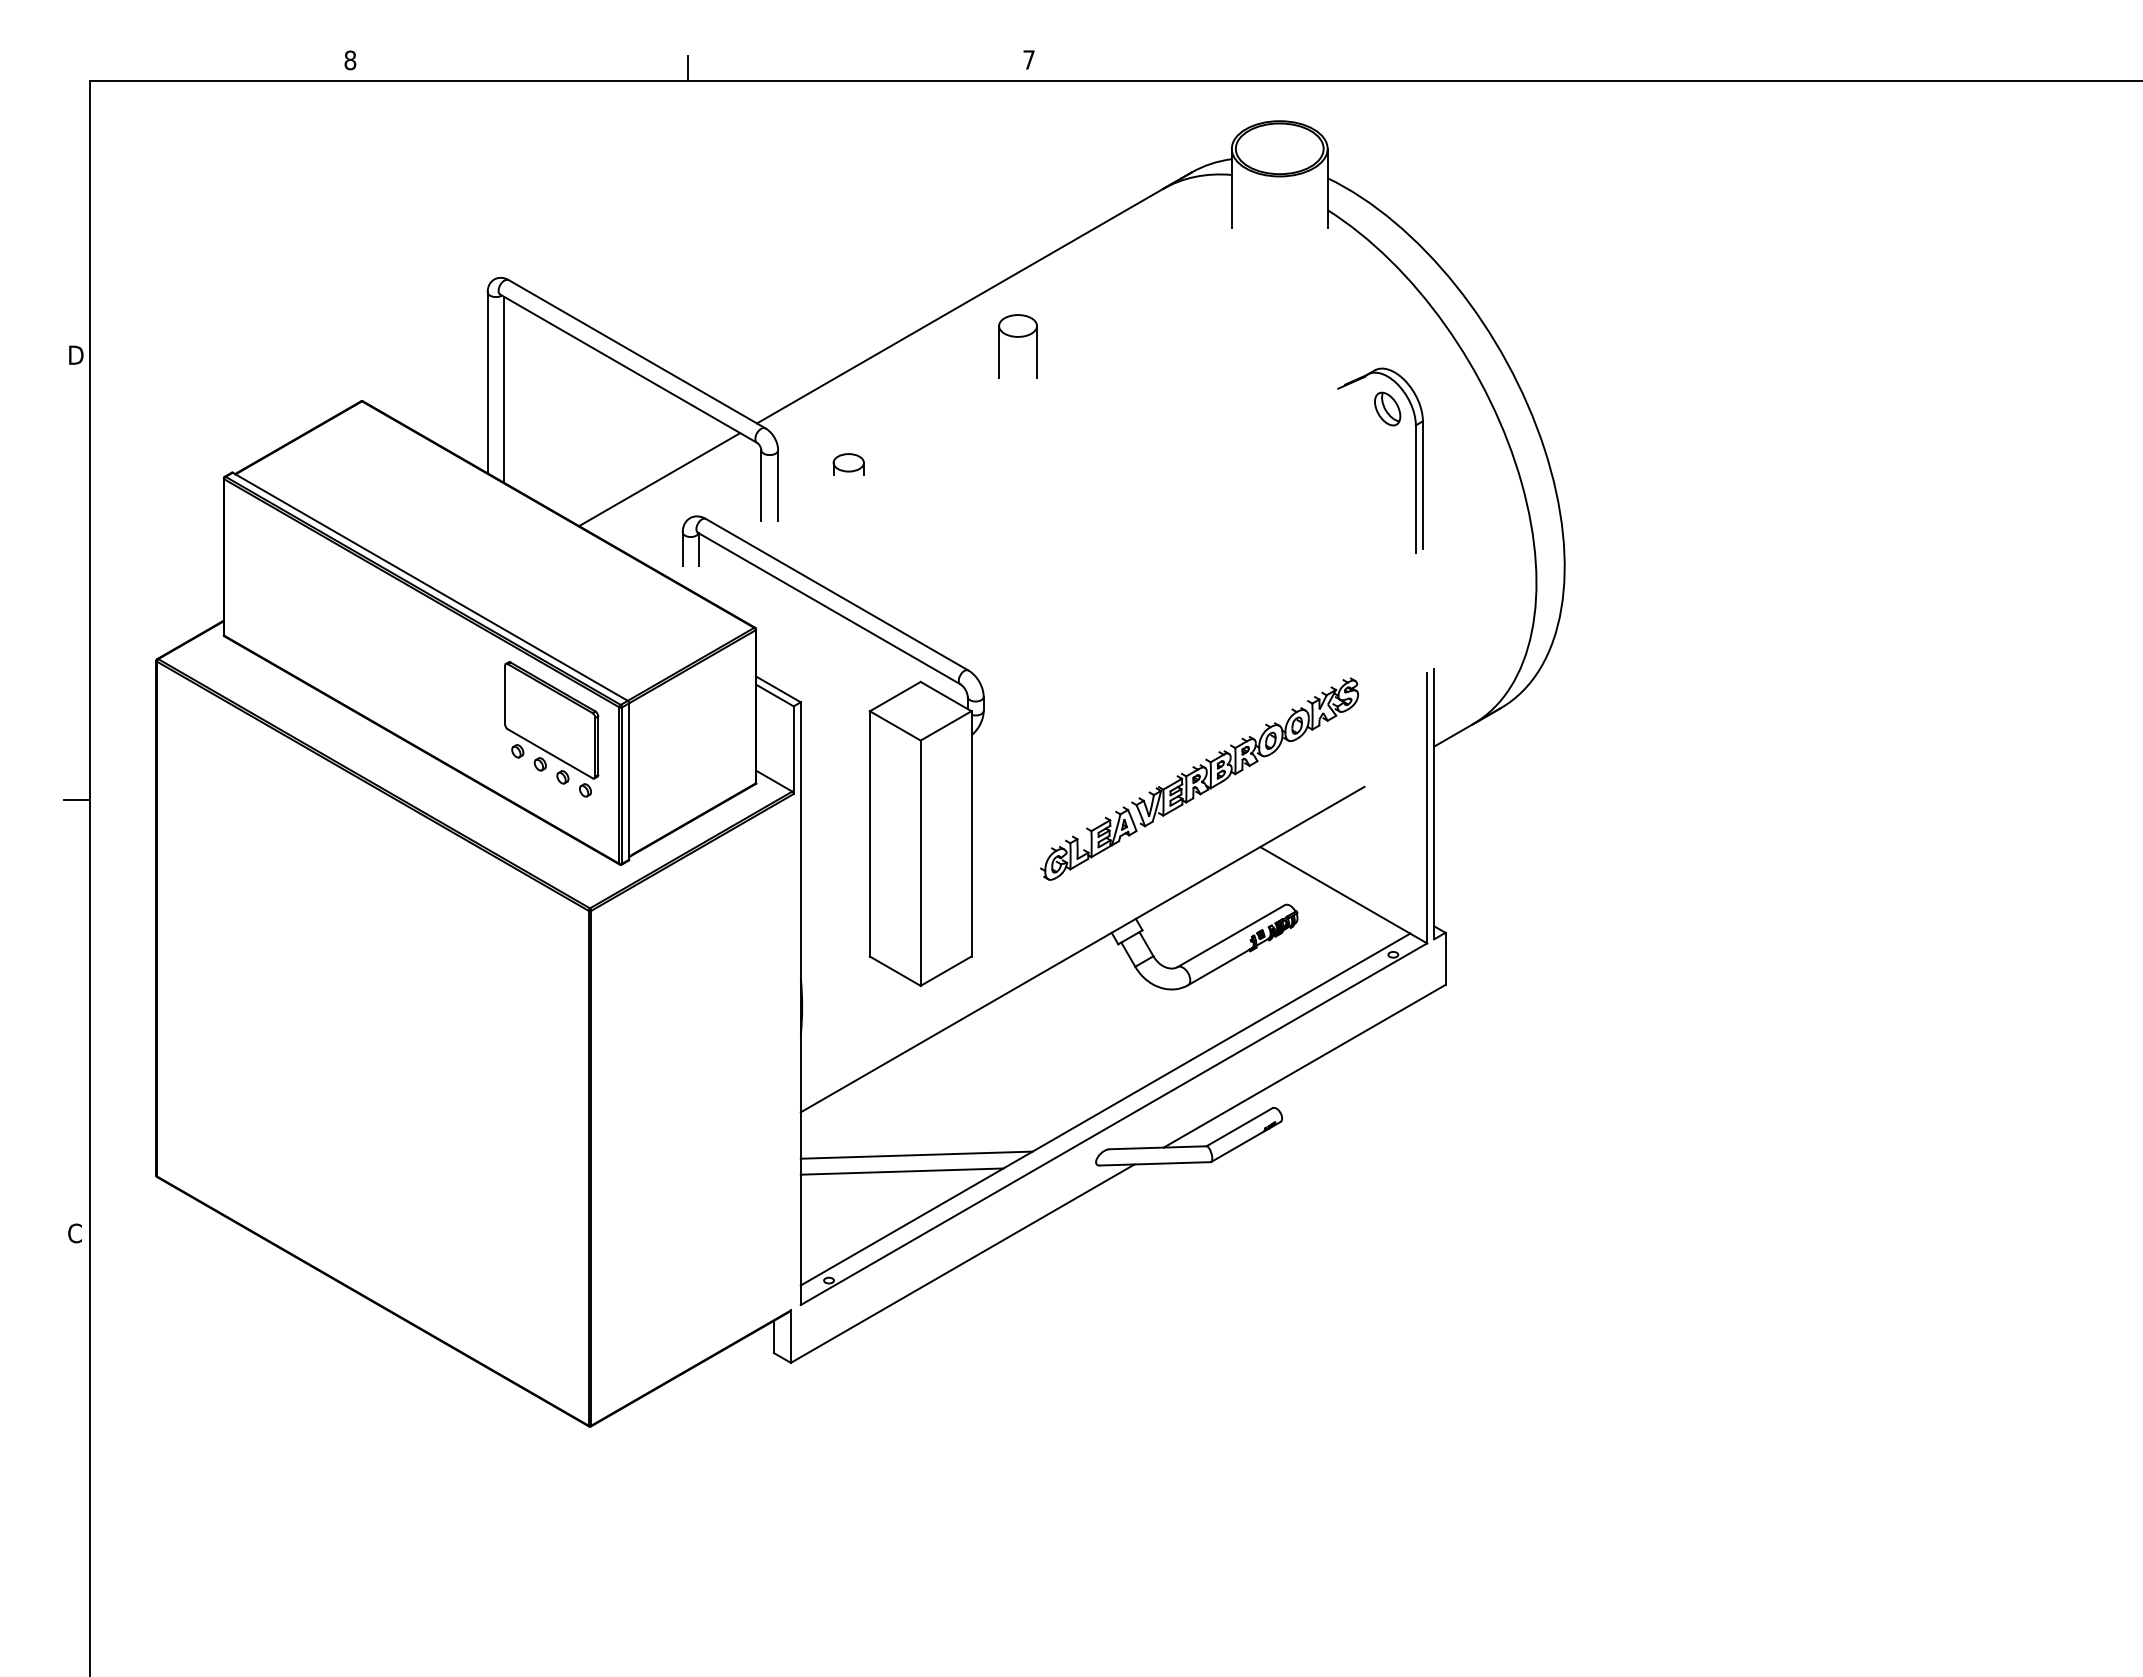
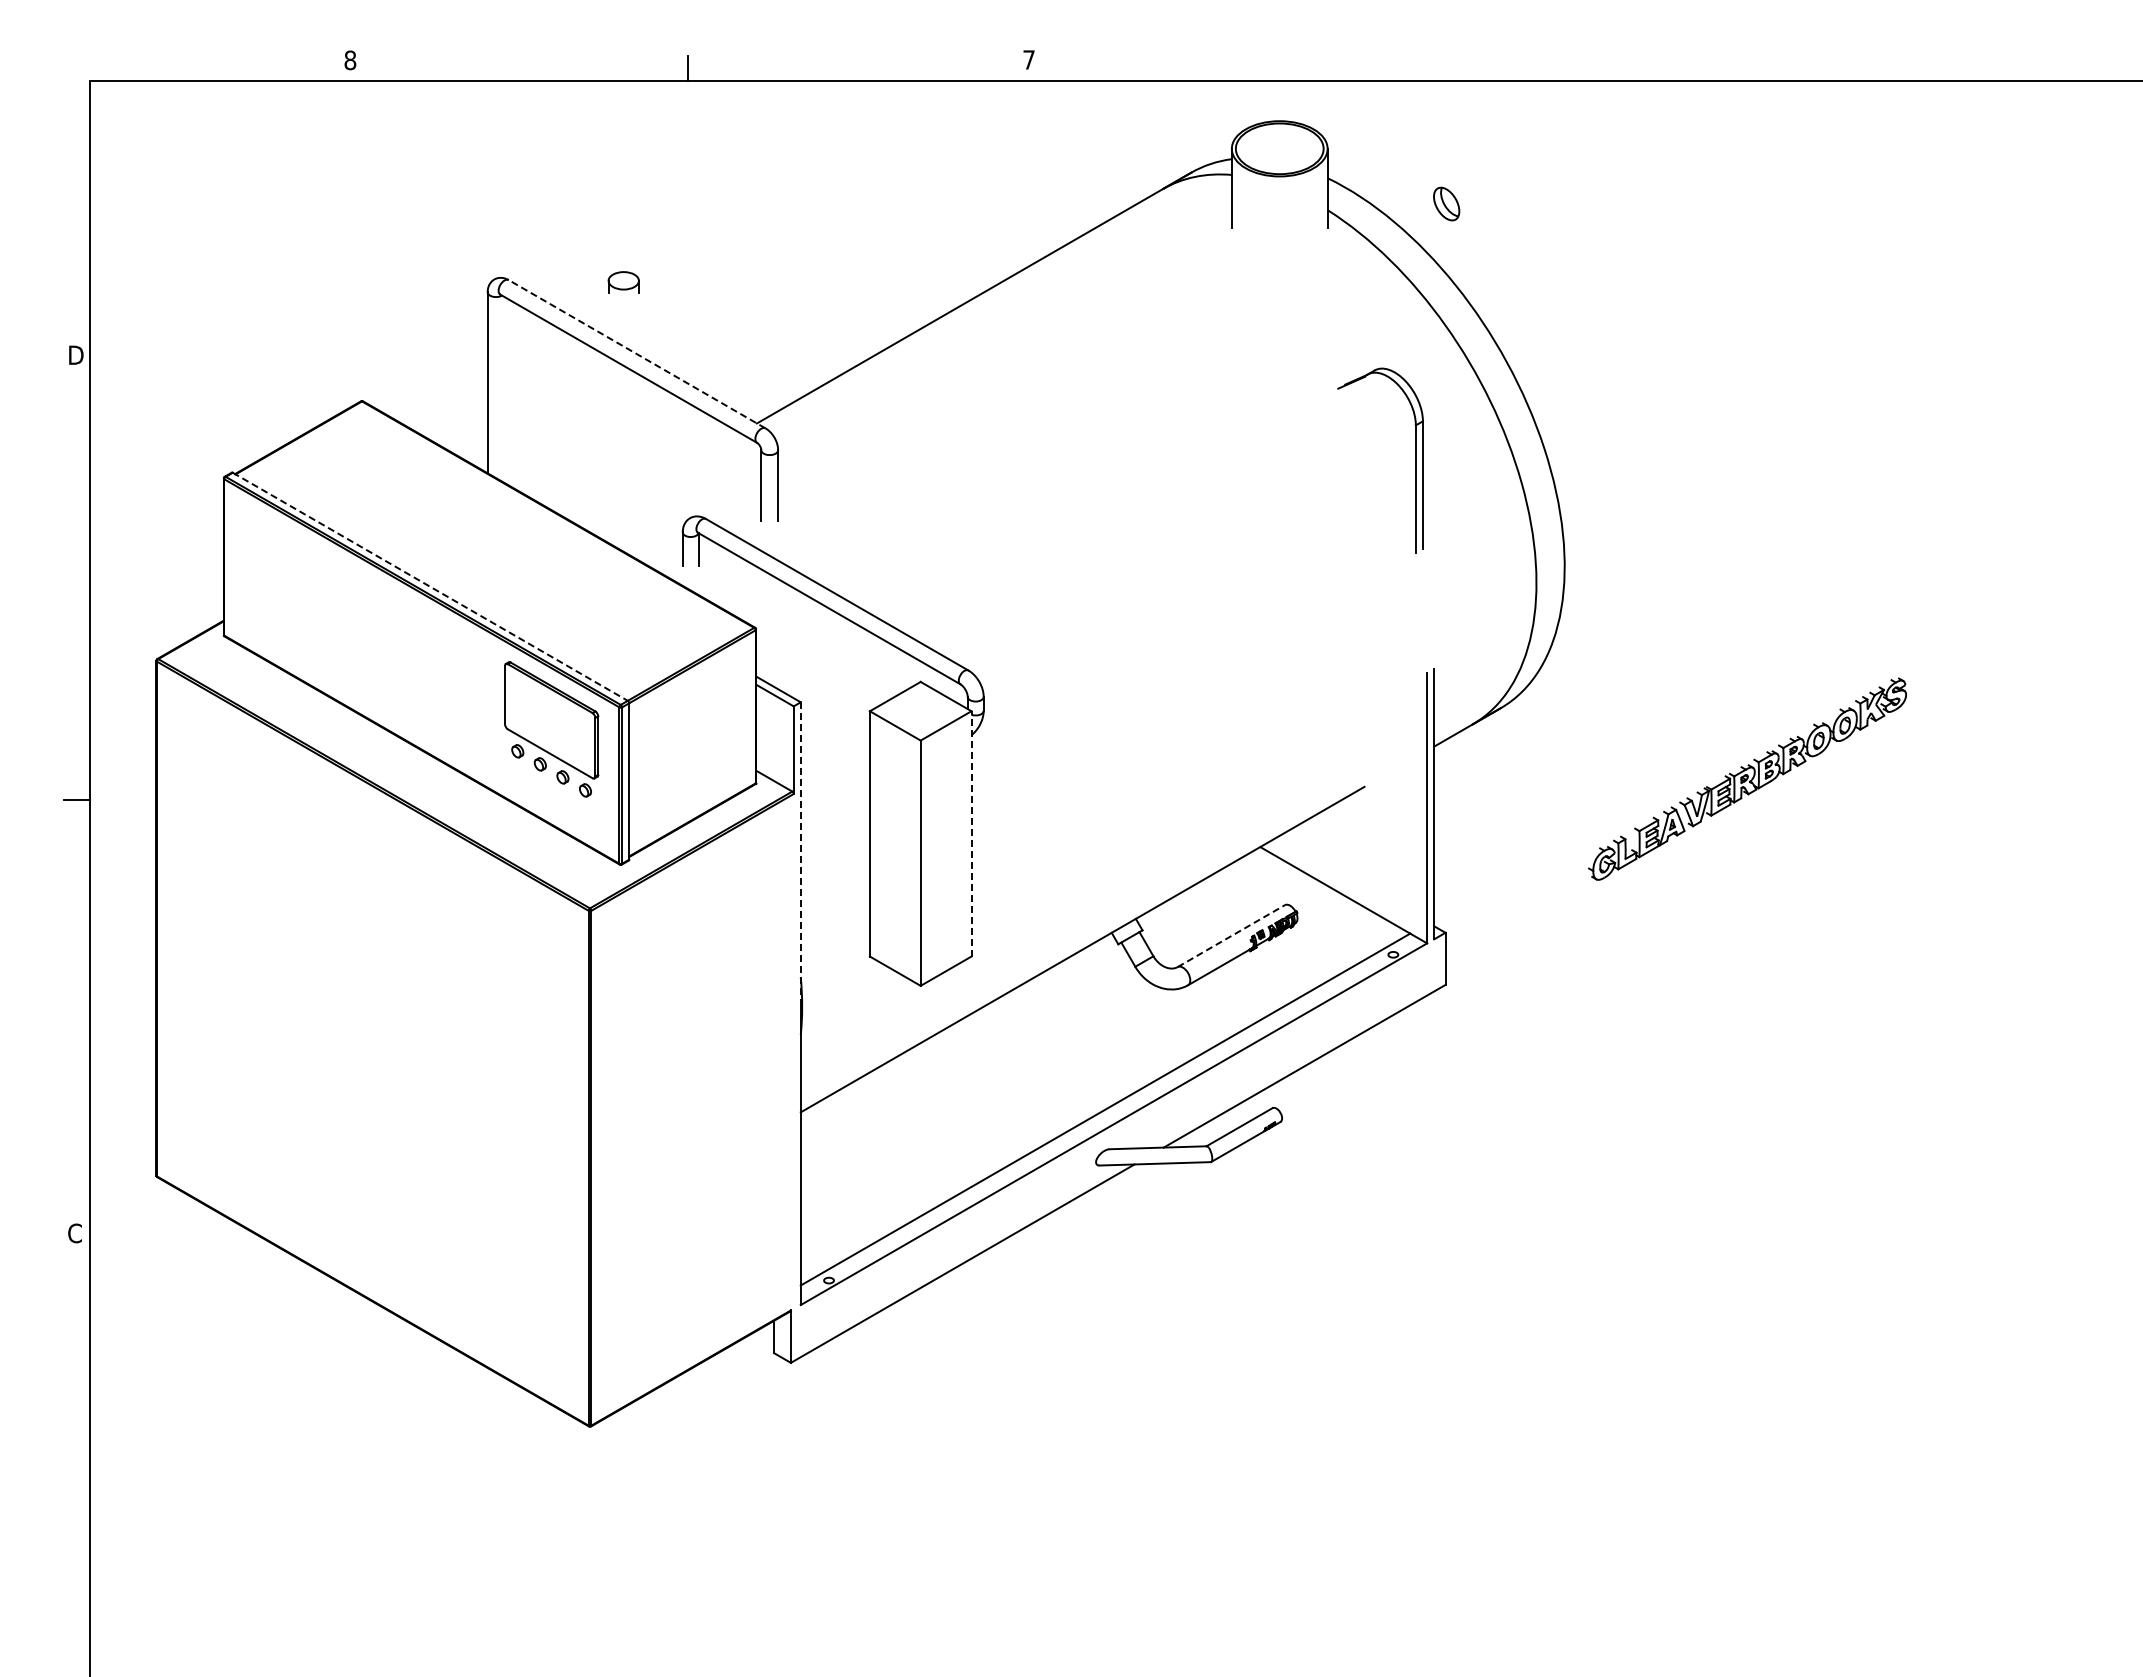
part: present -> none (1017, 337)
line: solid -> dashed (636, 353)
line: present -> none (504, 389)
part position: (1387, 408) -> (1446, 203) (1446, 203)
part position: (848, 464) -> (623, 282) (623, 282)
line: present -> none (659, 479)
line: solid -> dashed (430, 587)
part position: (1199, 778) -> (1747, 778) (1747, 778)
line: solid -> dashed (971, 833)
line: solid -> dashed (800, 853)
line: solid -> dashed (1231, 936)
line: present -> none (916, 1154)
line: present -> none (901, 1171)
